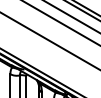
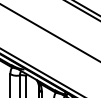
line: present -> none (71, 16)
line: present -> none (61, 23)
line position: (49, 40) -> (49, 32) (49, 32)
